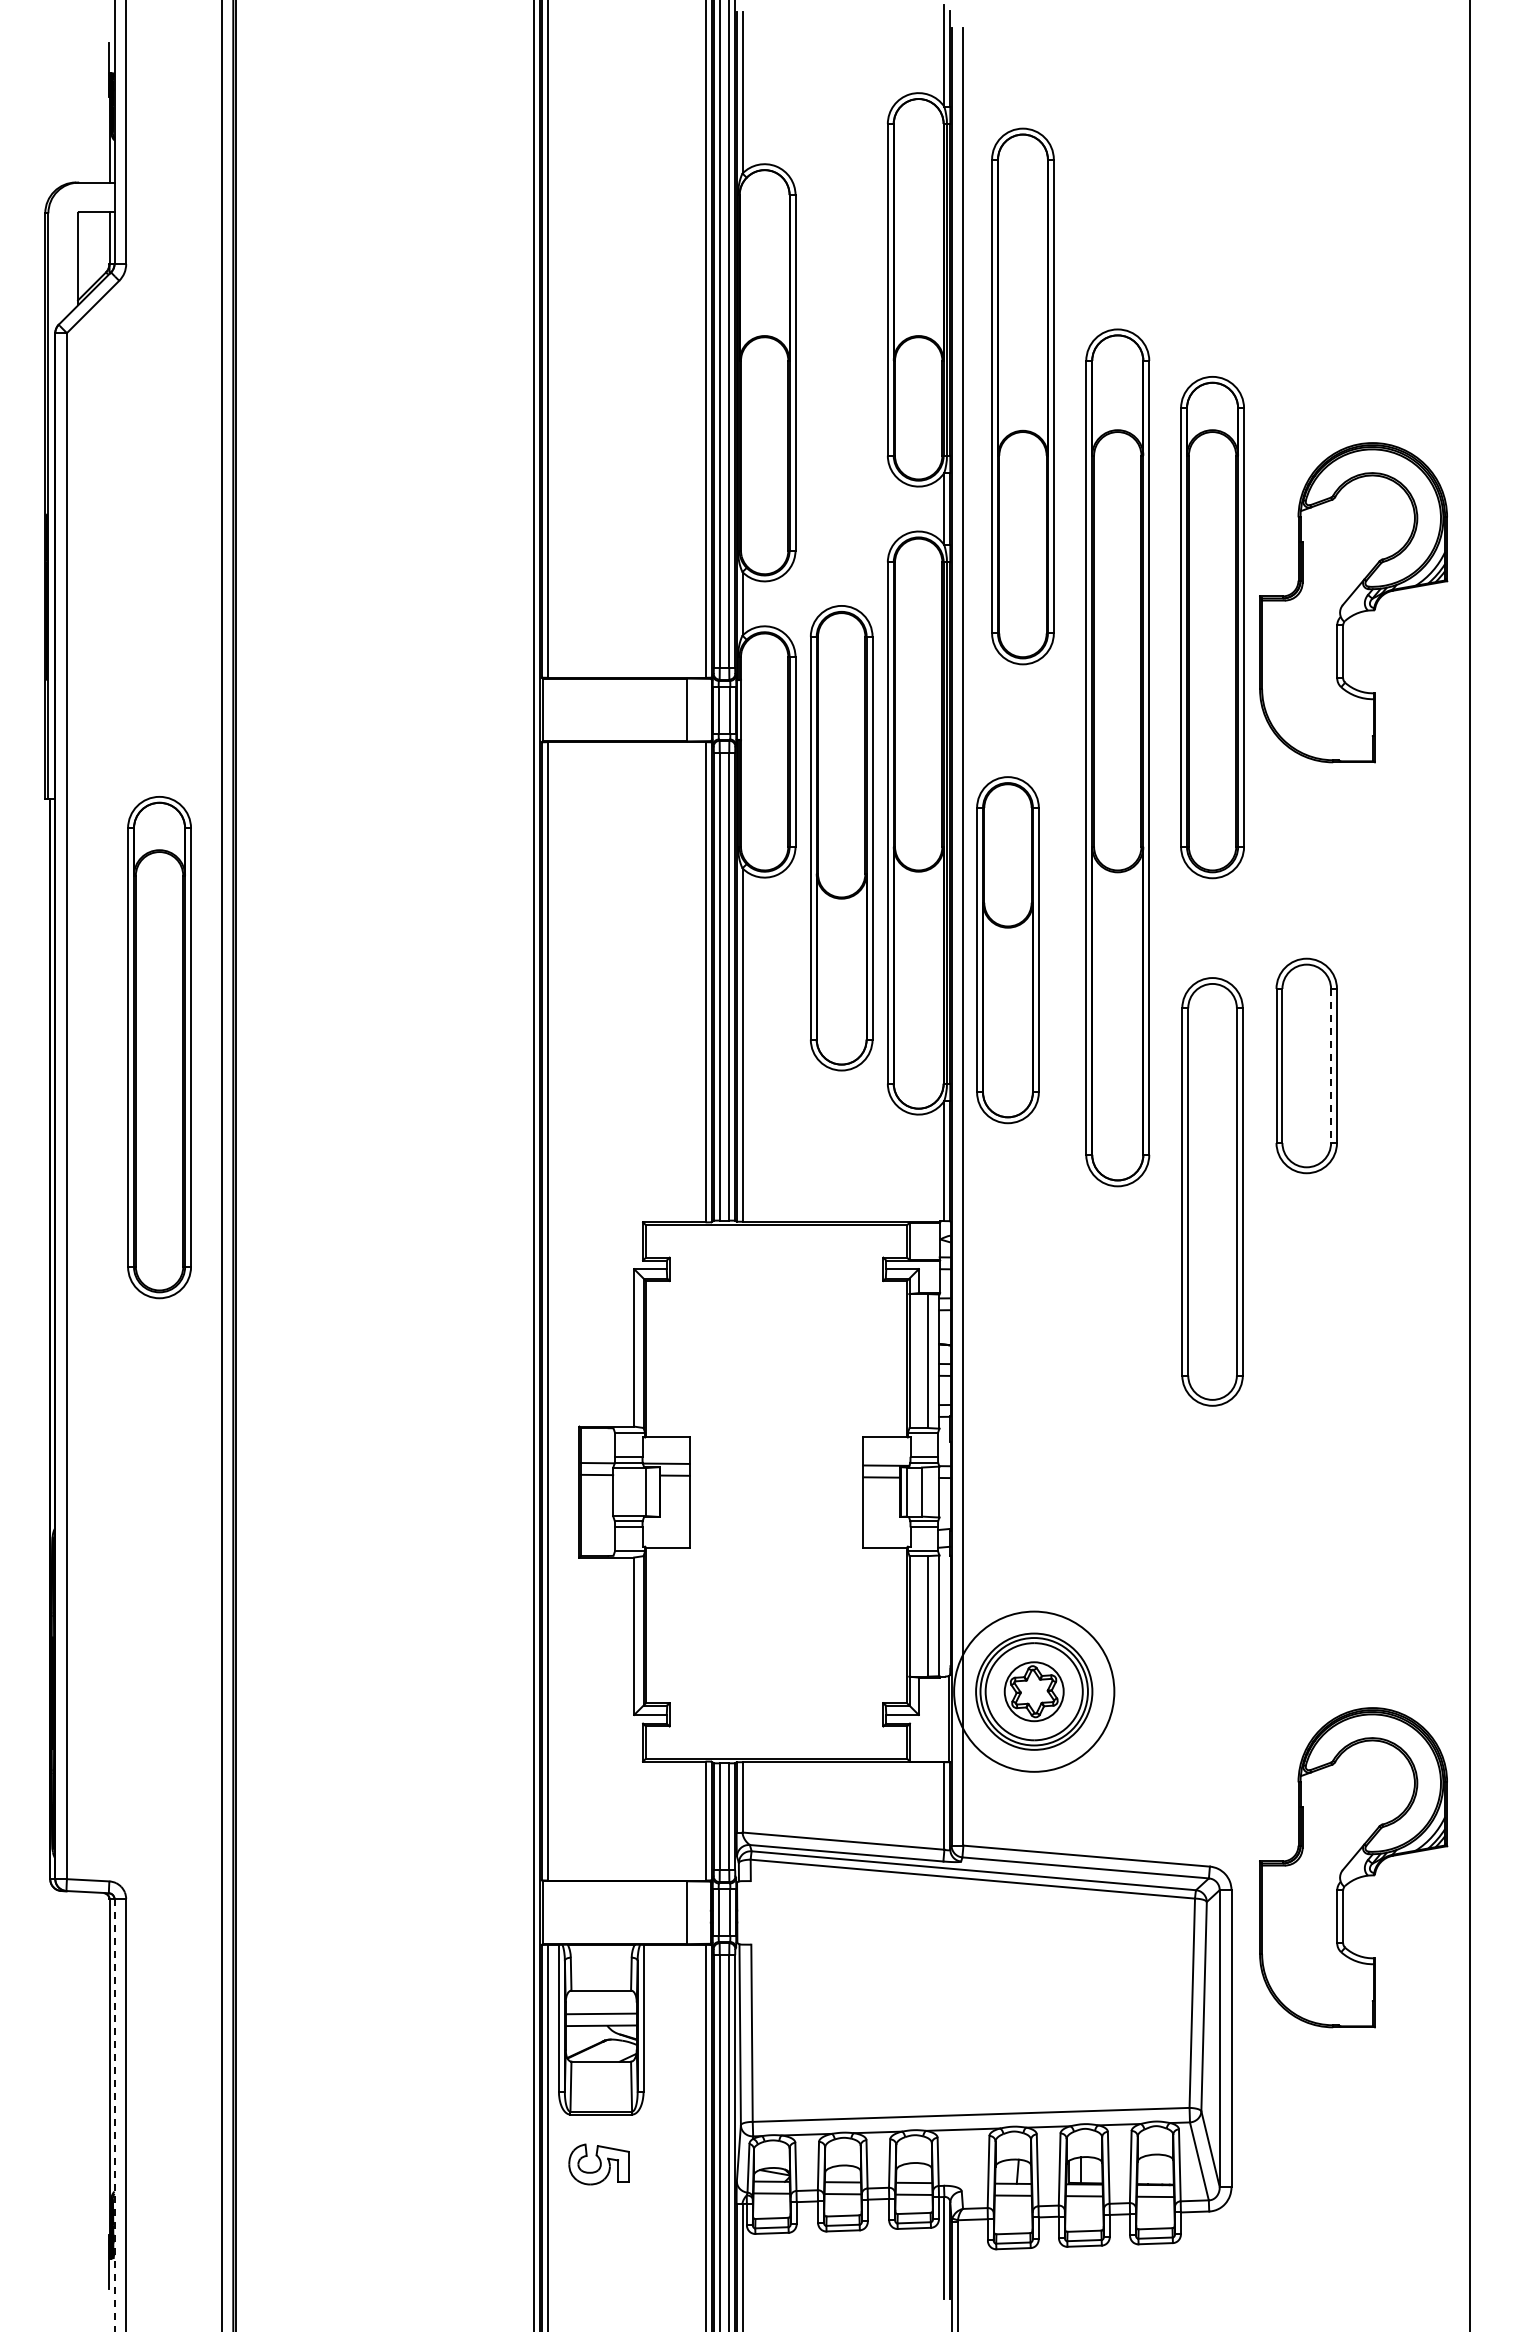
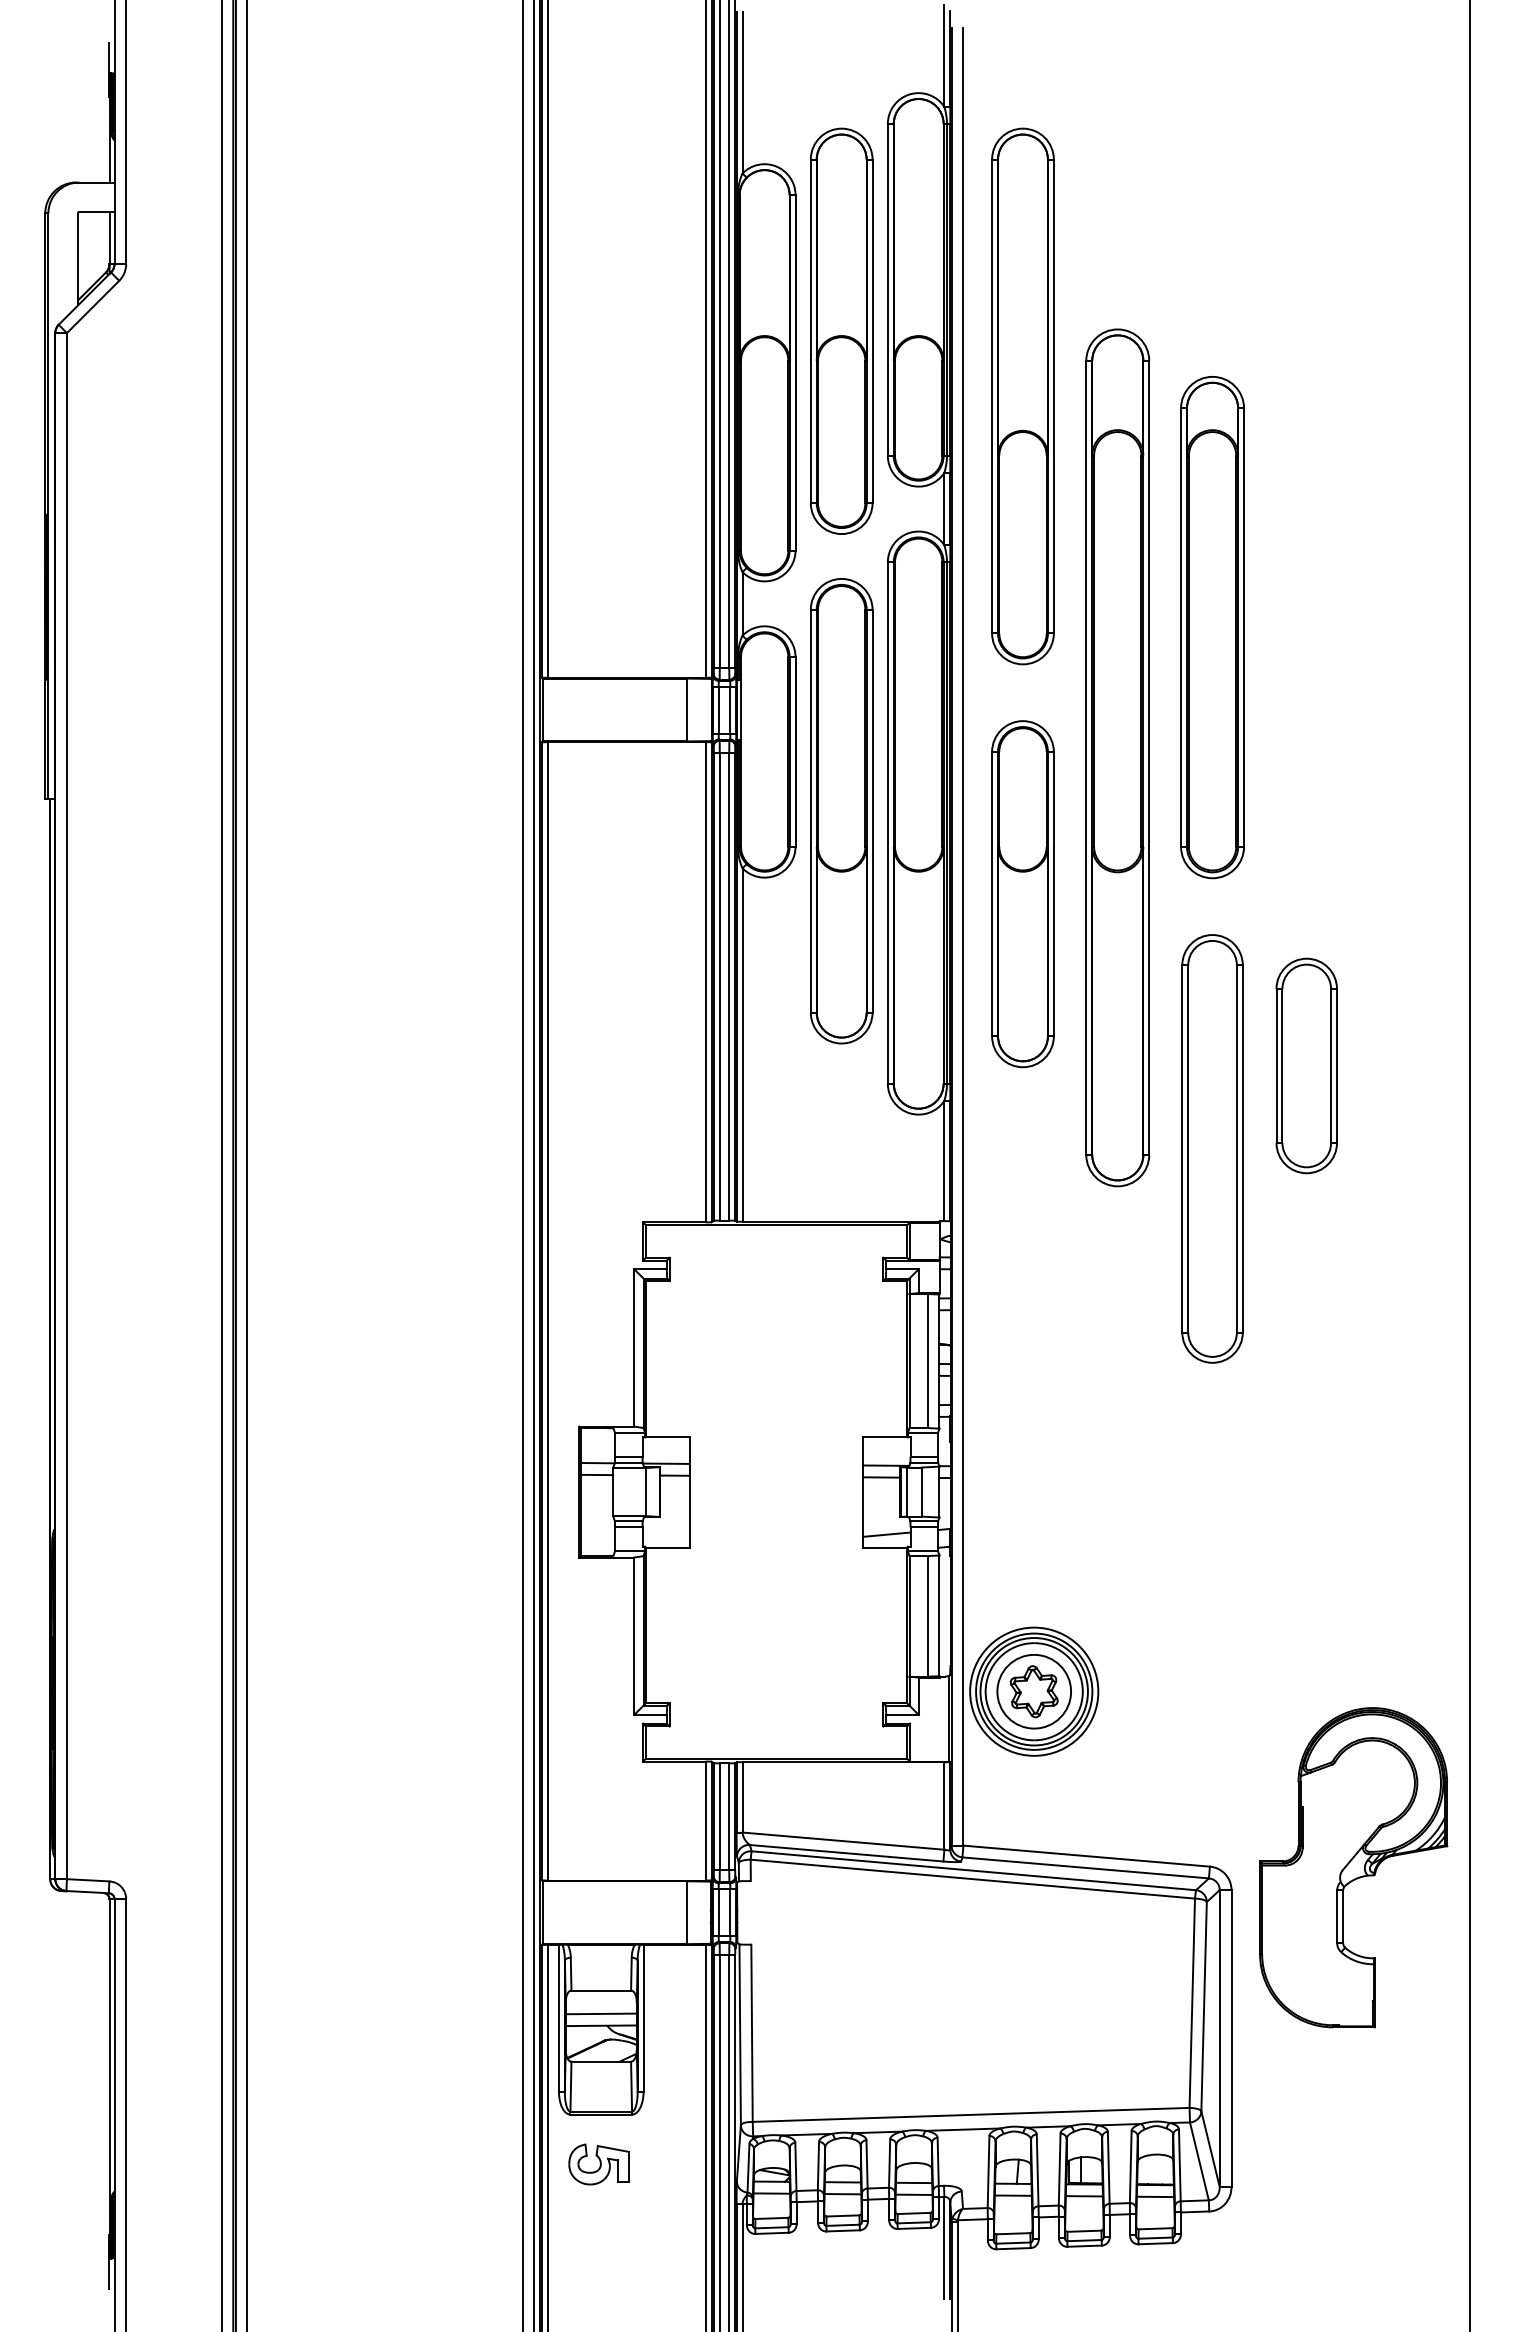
part: none -> present (841, 330)
part: present -> none (1353, 602)
part position: (841, 838) -> (841, 811) (841, 811)
part position: (1007, 950) -> (1022, 894) (1022, 894)
part: present -> none (159, 1047)
line: dashed -> solid (1331, 1066)
line: none -> present (247, 1165)
line: none -> present (522, 1165)
part position: (1212, 1191) -> (1212, 1148) (1212, 1148)
line: none -> present (886, 1534)
circle diameter: 59 px -> 74 px (1034, 1691)
circle diameter: 160 px -> 128 px (1034, 1691)
line: dashed -> solid (114, 2115)
